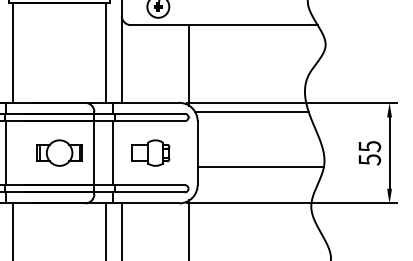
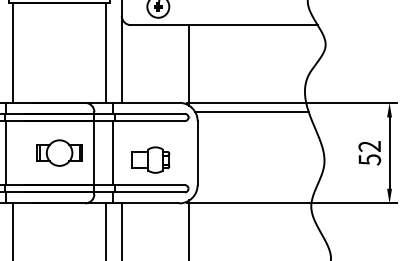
text: 55 -> 52 (369, 146)
part position: (150, 152) -> (150, 159) (150, 159)
line: present -> none (260, 166)
